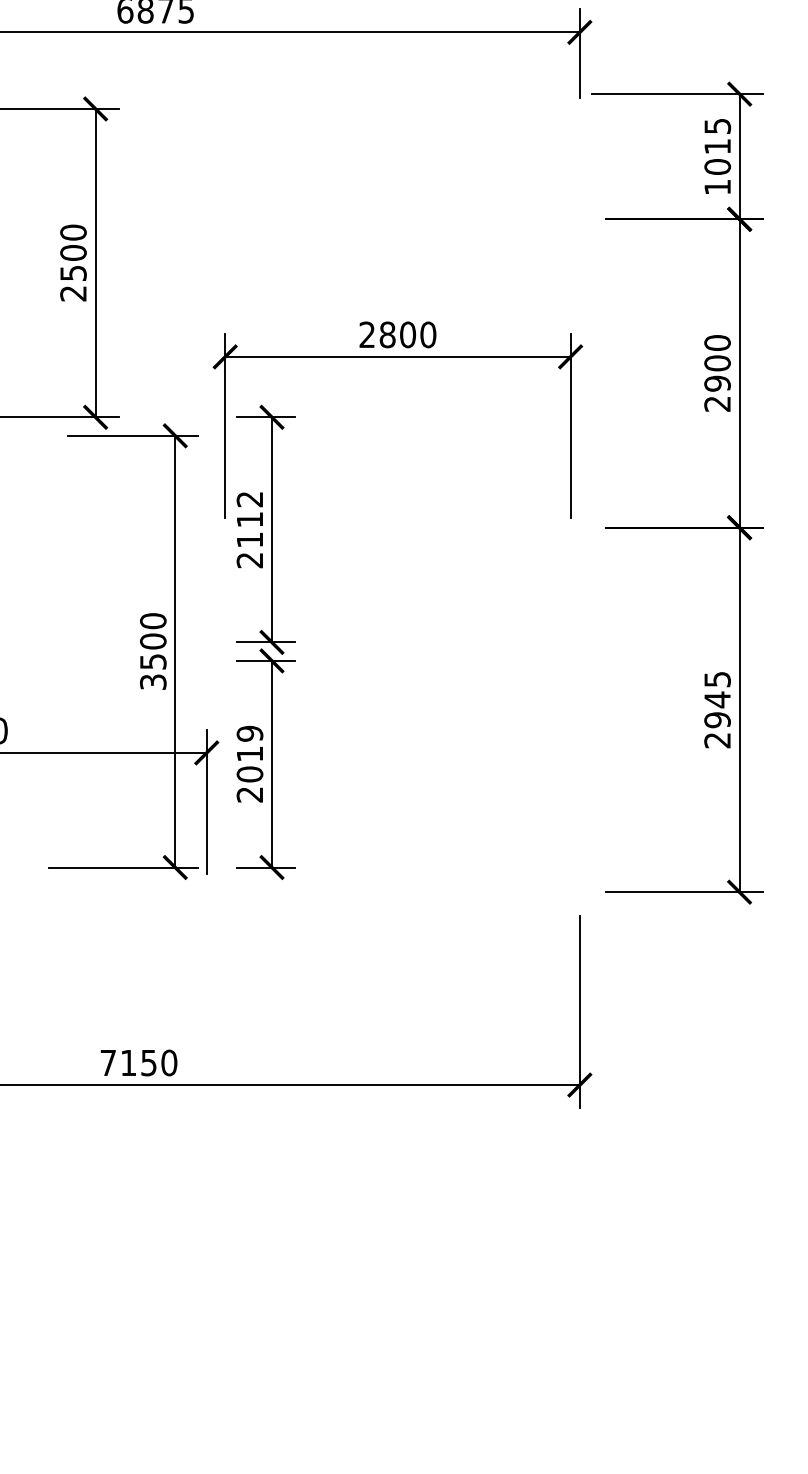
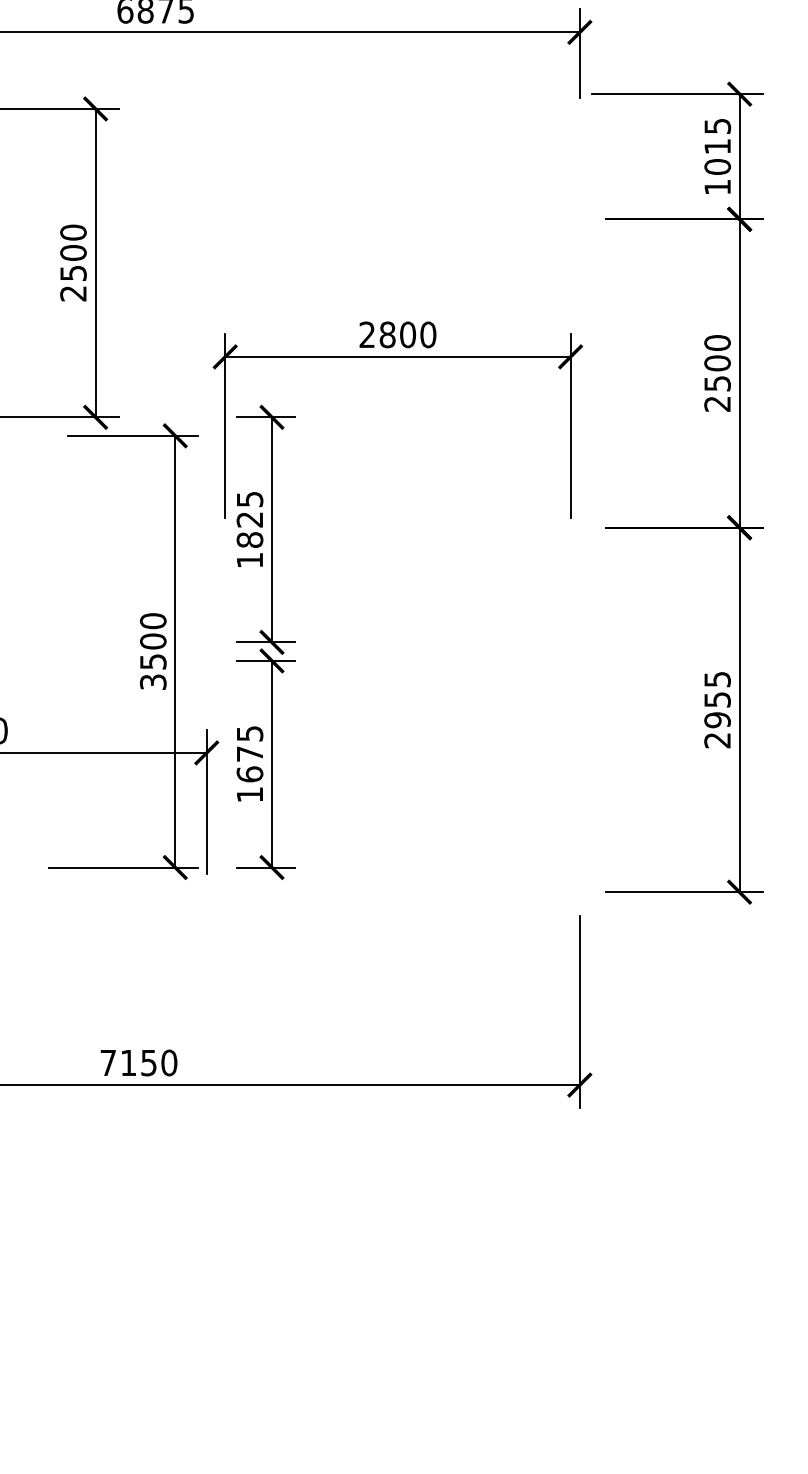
text: 2900 -> 2500 (717, 383)
text: 2112 -> 1825 (249, 530)
text: 2945 -> 2955 (717, 699)
text: 2019 -> 1675 (249, 763)
